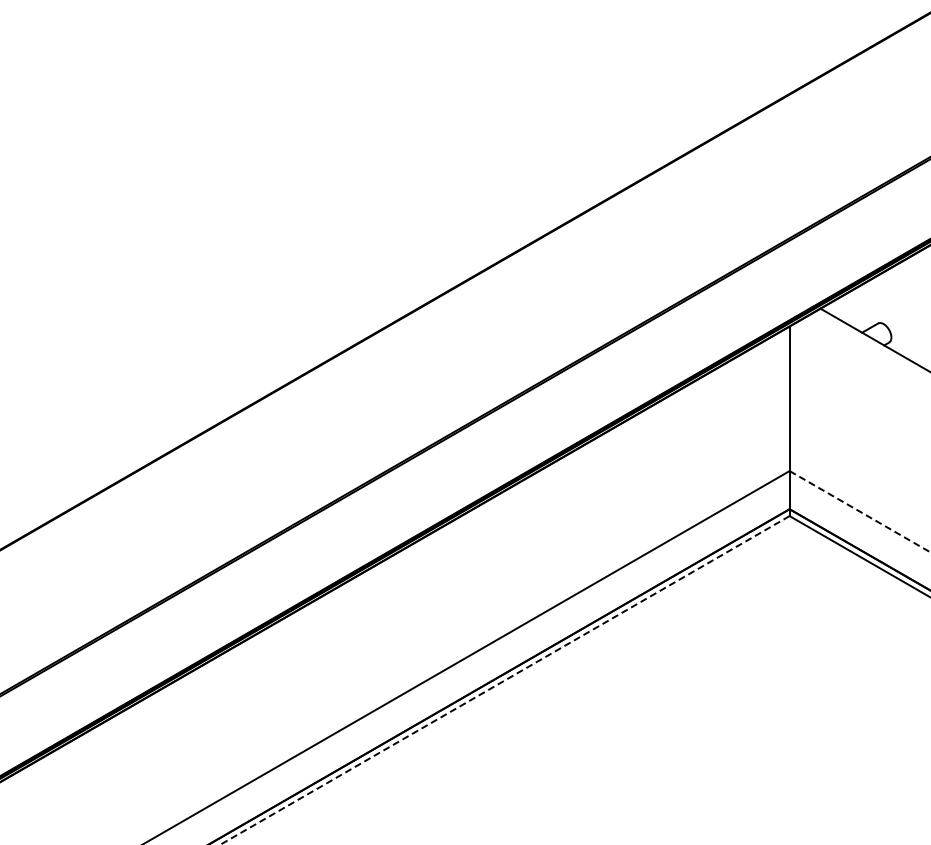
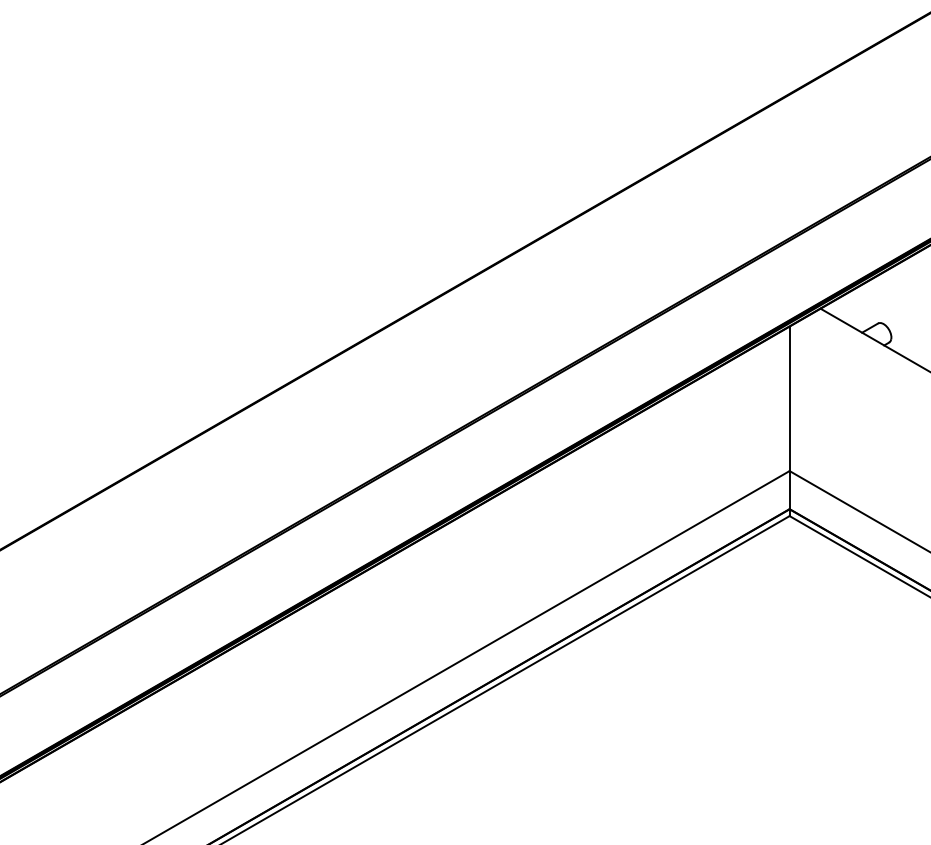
line: dashed -> solid (859, 511)
line: dashed -> solid (504, 680)
